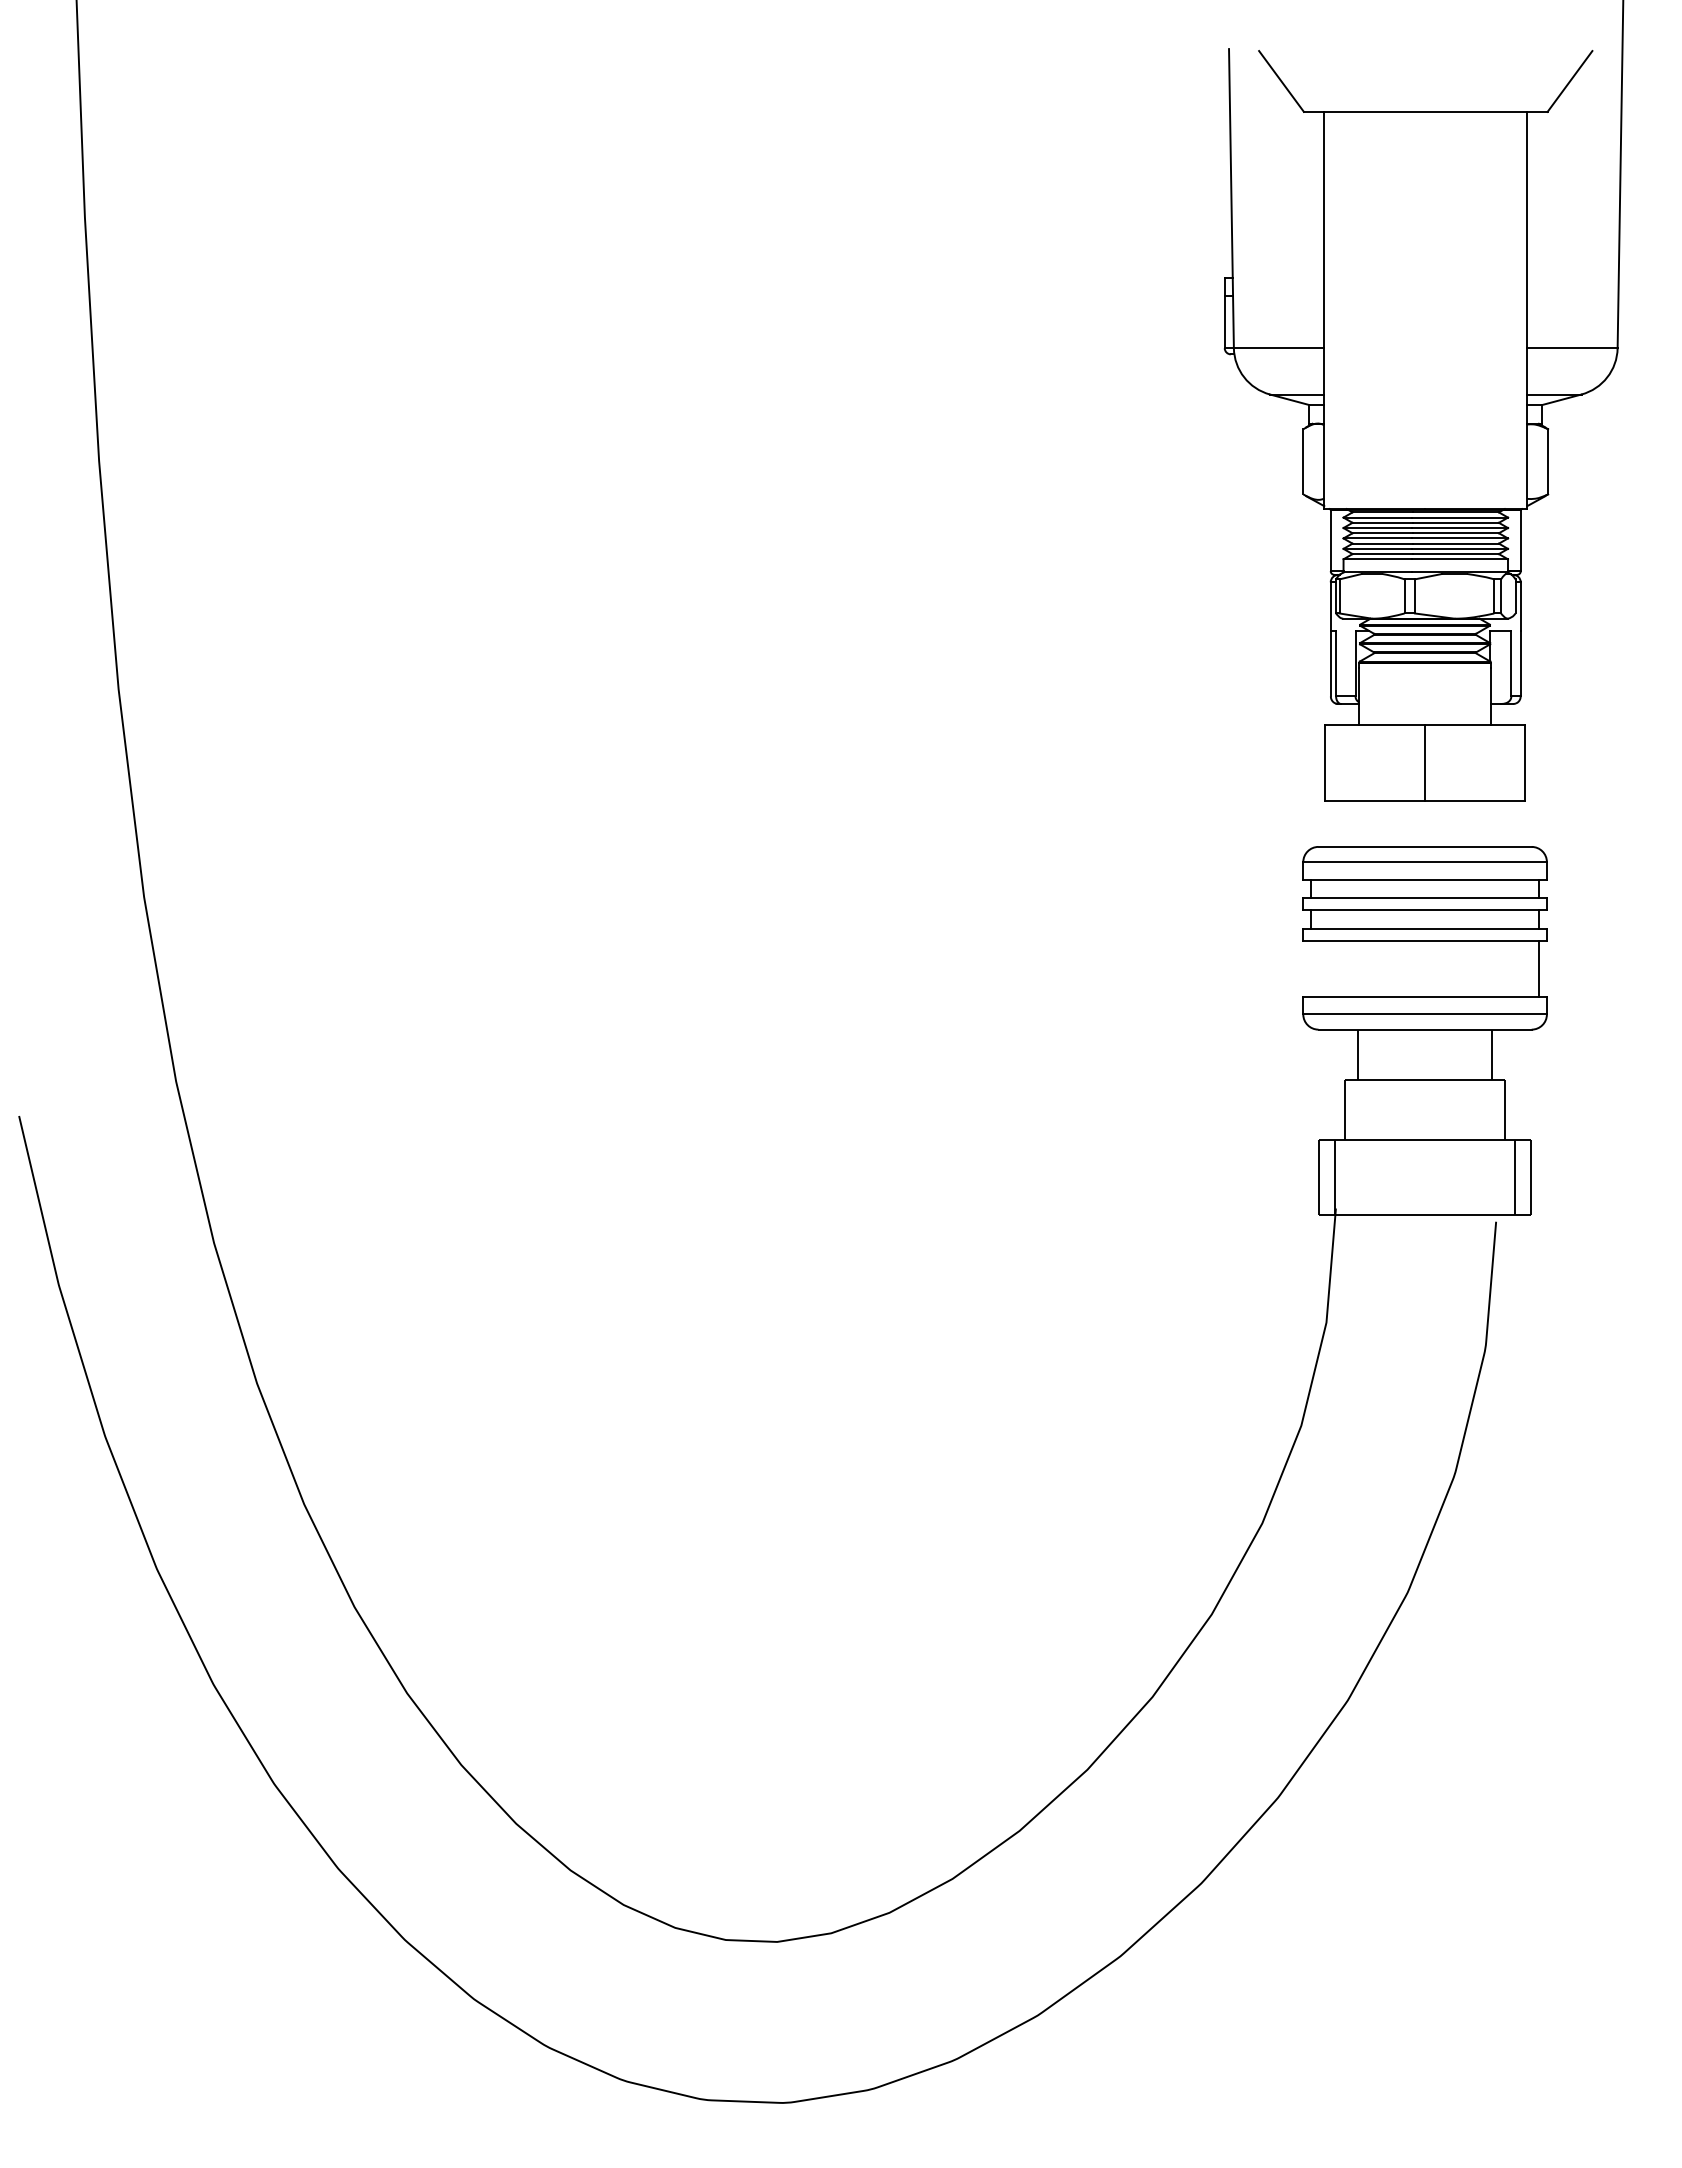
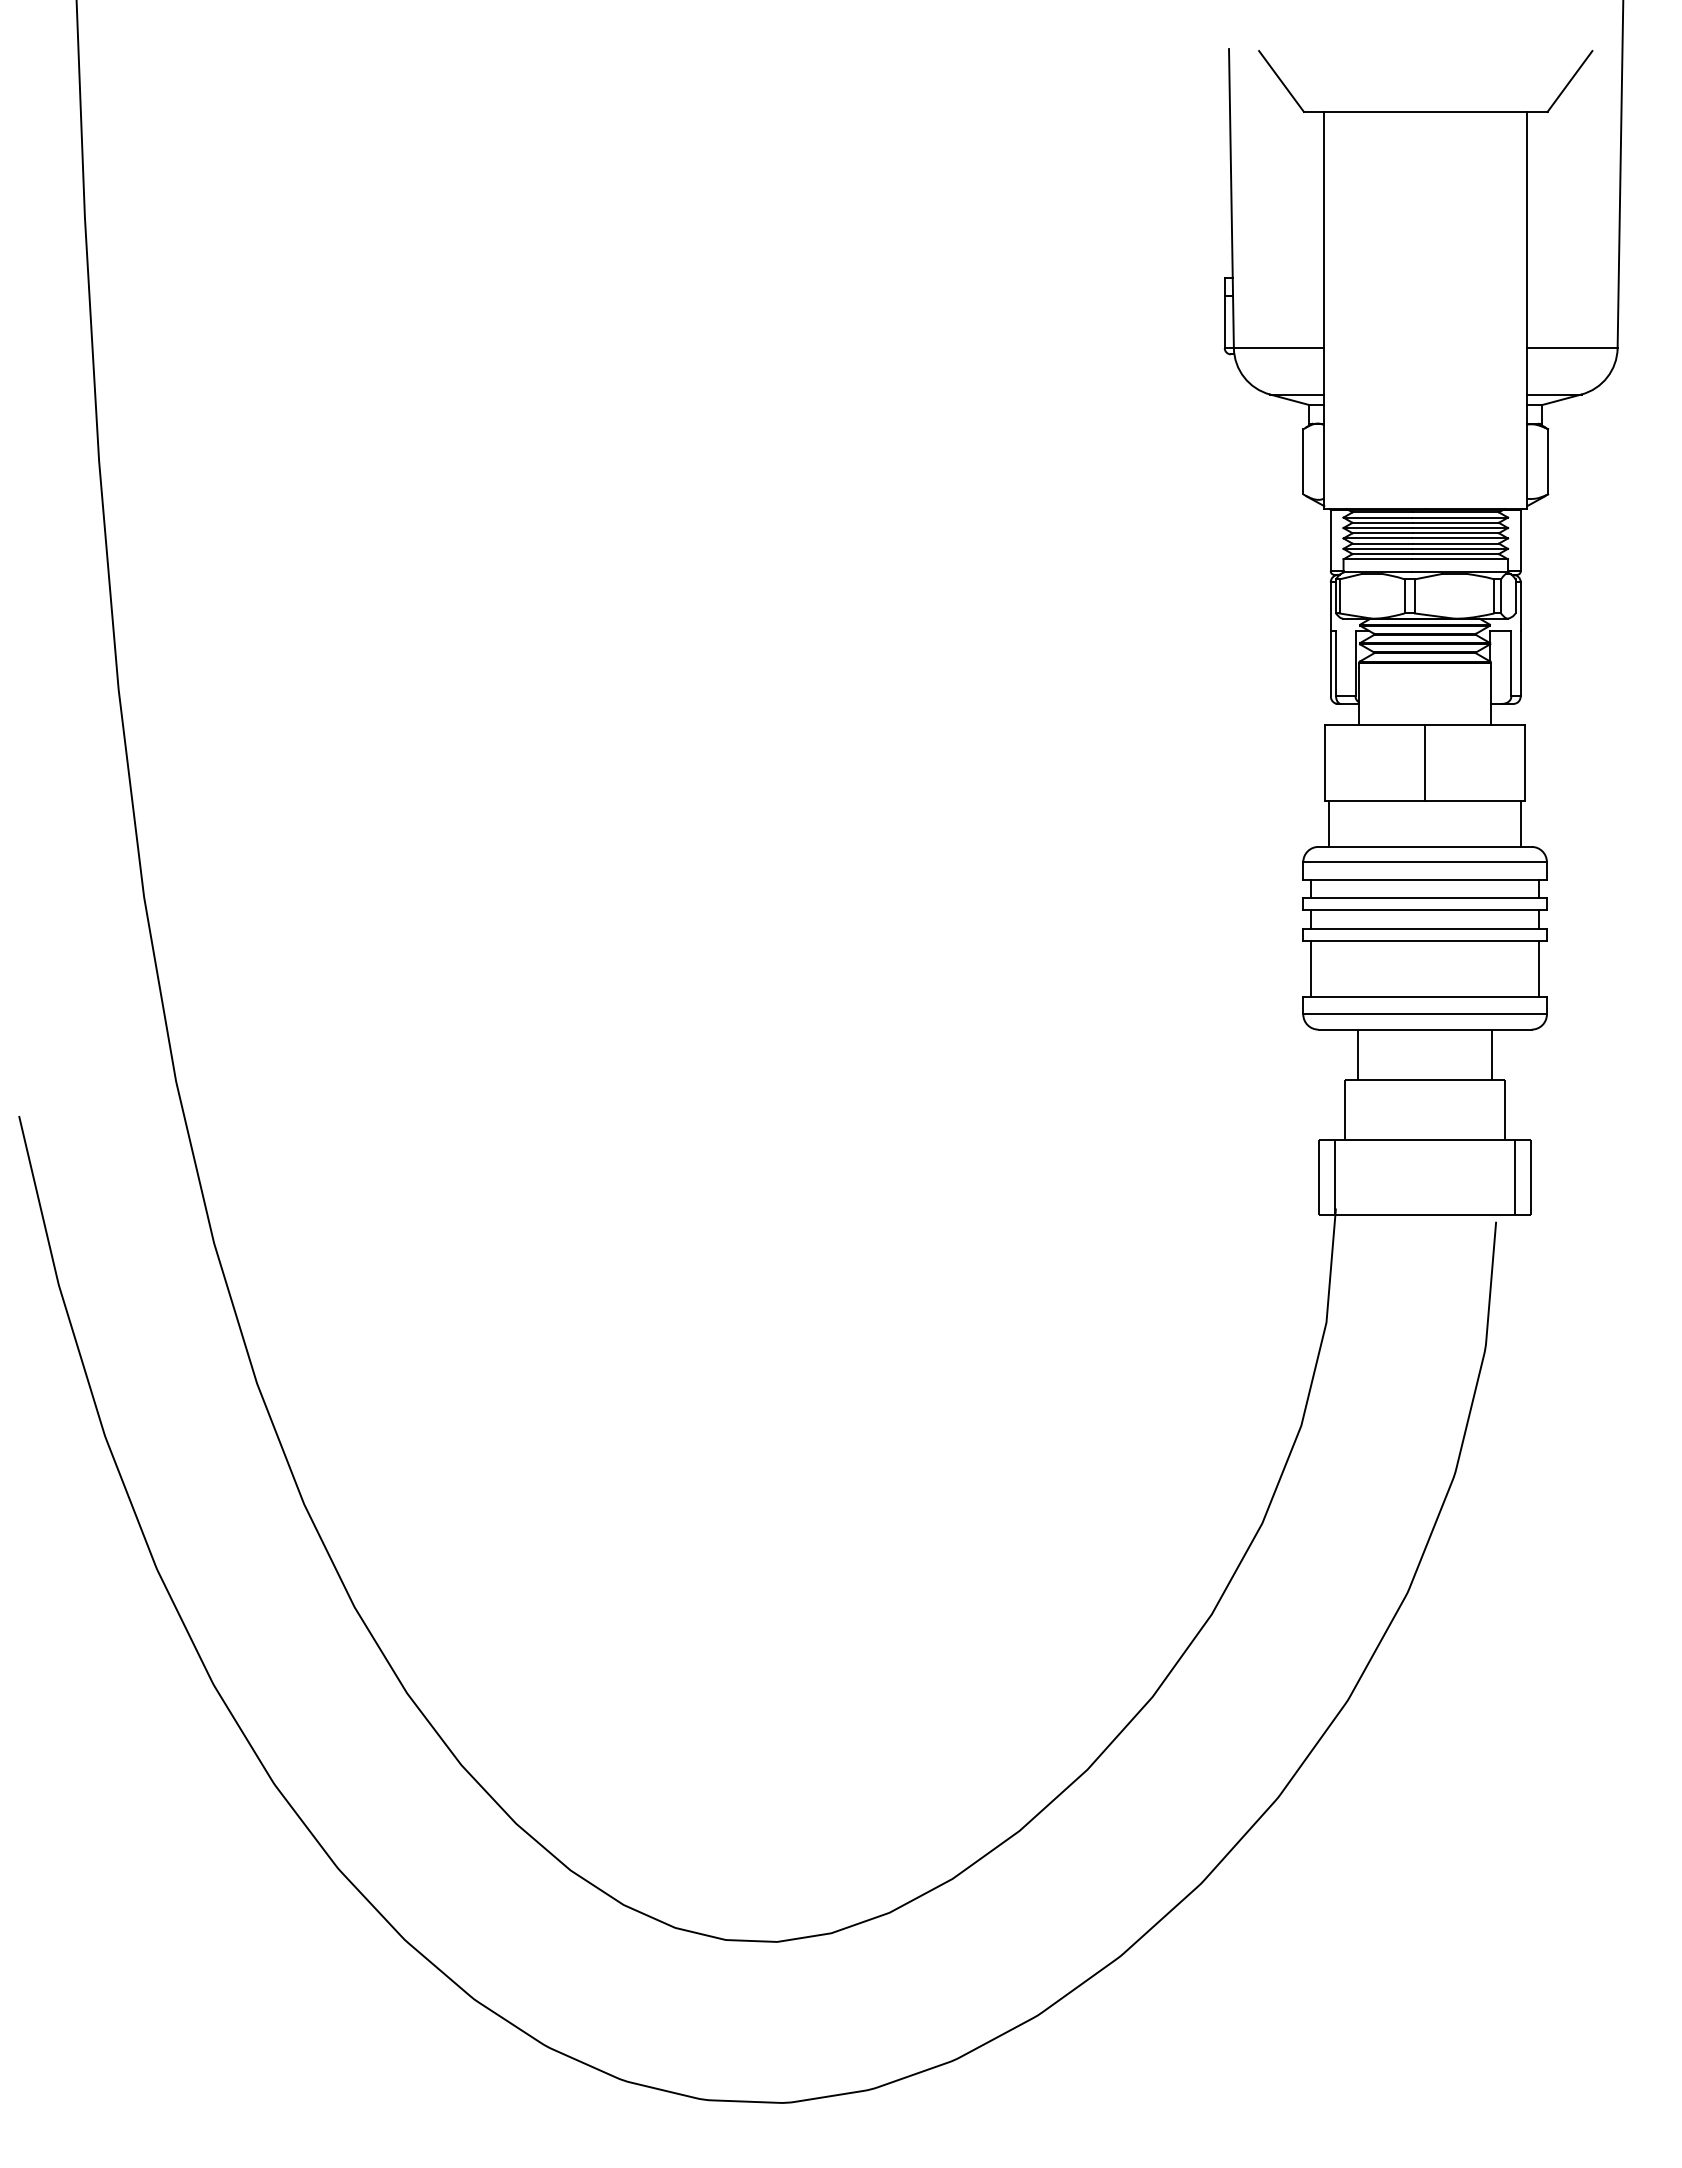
line: none -> present (1328, 823)
line: none -> present (1521, 823)
line: none -> present (1311, 968)
